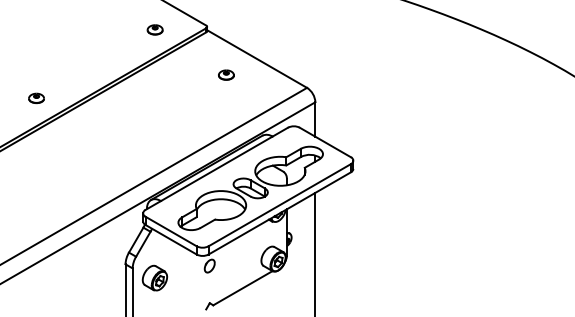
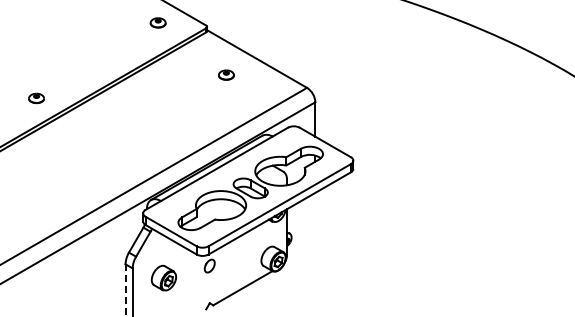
part position: (154, 29) -> (157, 22) (157, 22)
line: present -> none (315, 252)
part position: (154, 277) -> (163, 277) (163, 277)
line: solid -> dashed (125, 290)
